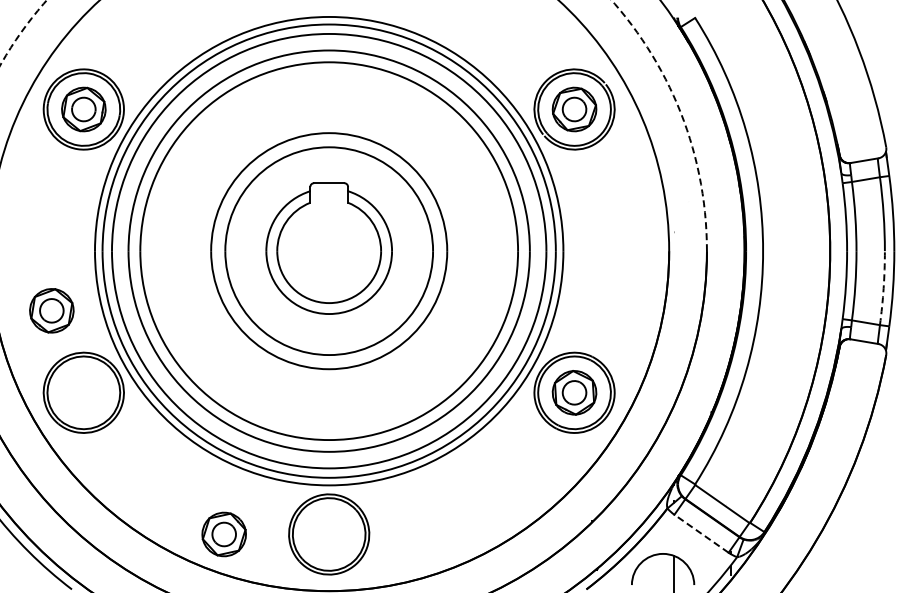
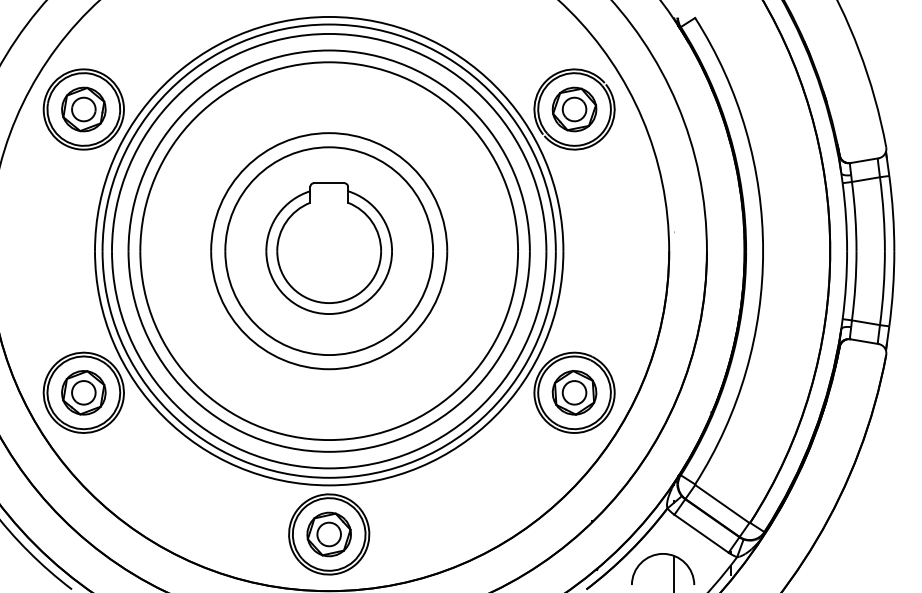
arc: dashed -> solid (664, 77)
arc: dashed -> solid (883, 288)
part position: (51, 310) -> (83, 392) (83, 392)
line: dashed -> solid (701, 533)
part position: (223, 534) -> (328, 534) (328, 534)
